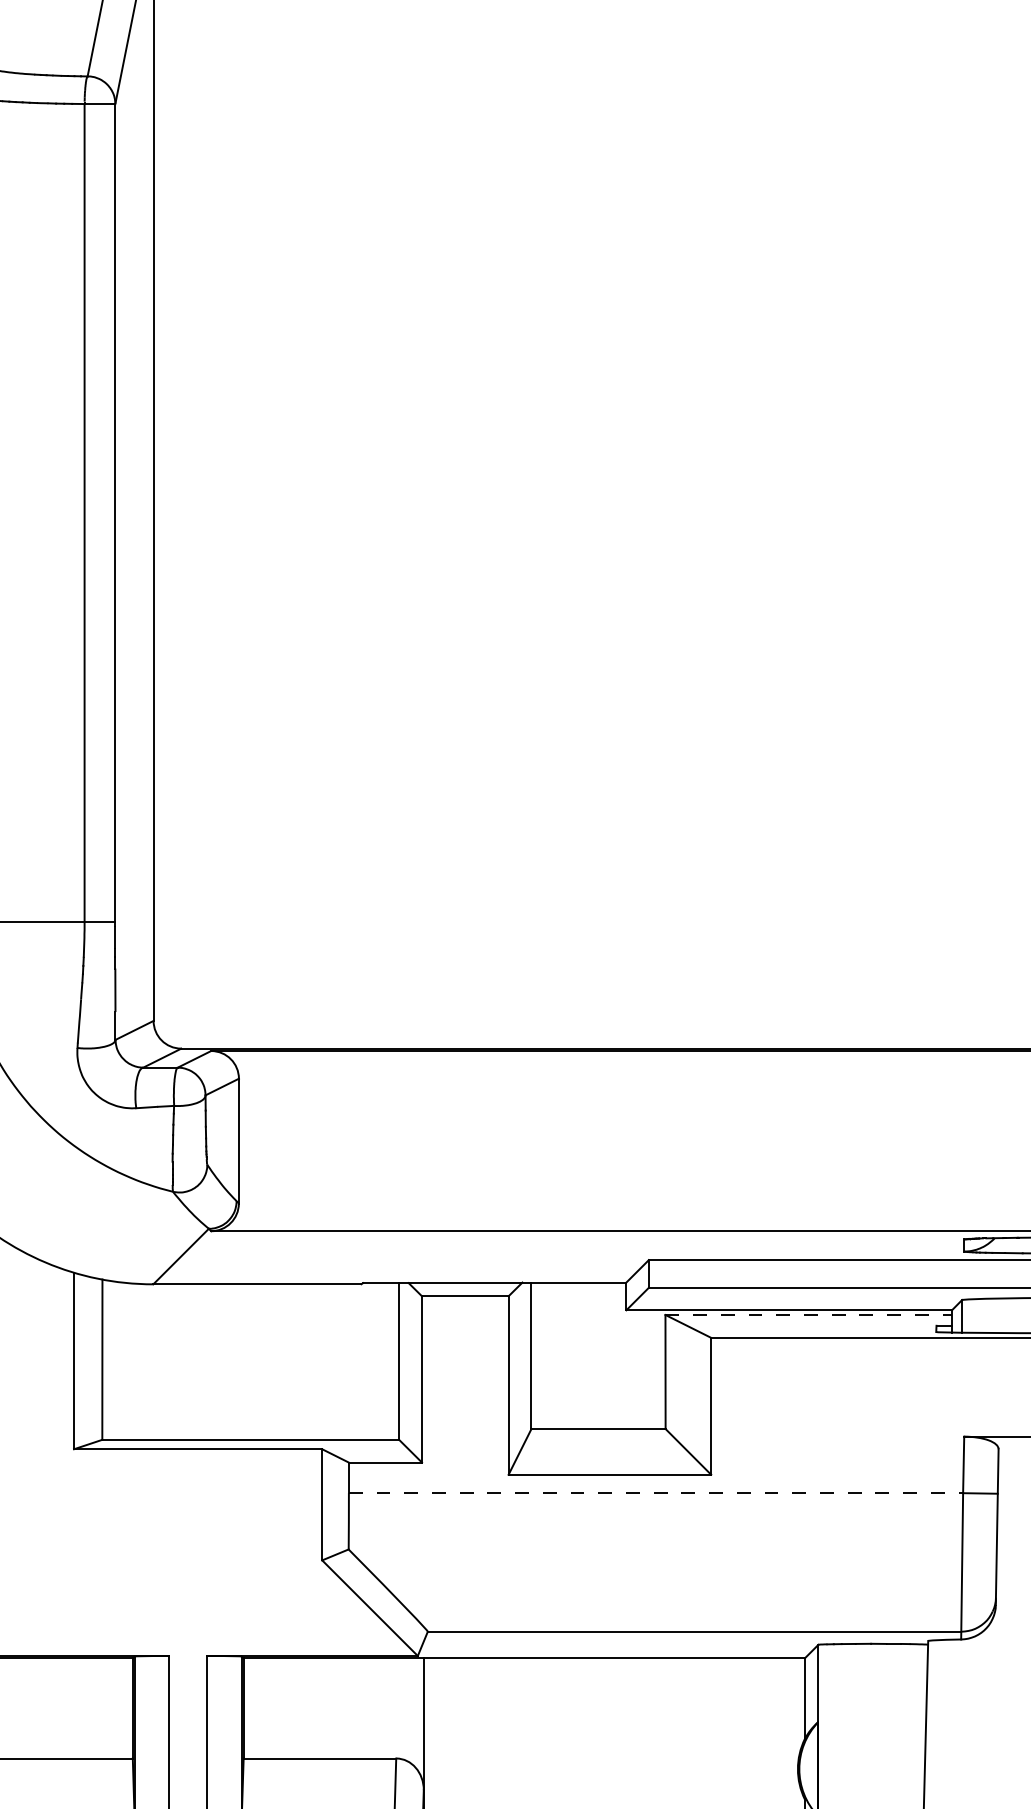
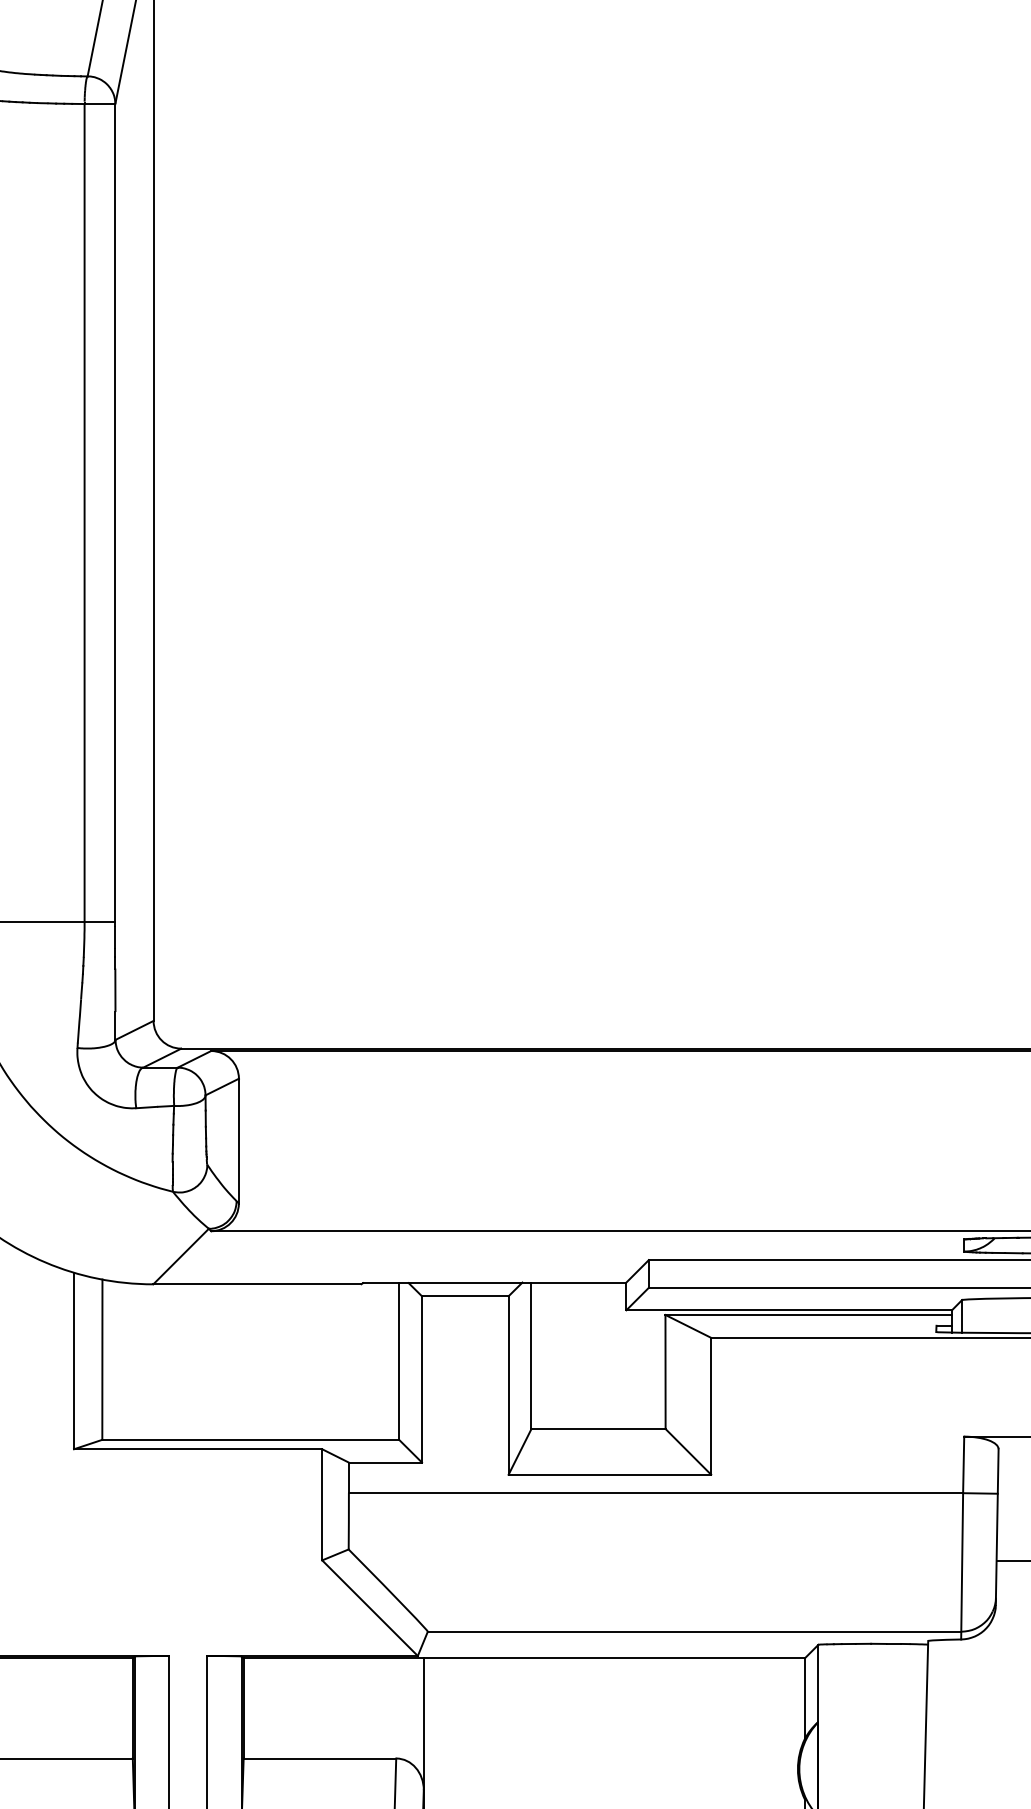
line: dashed -> solid (809, 1314)
line: dashed -> solid (656, 1493)
line: none -> present (1011, 1561)
